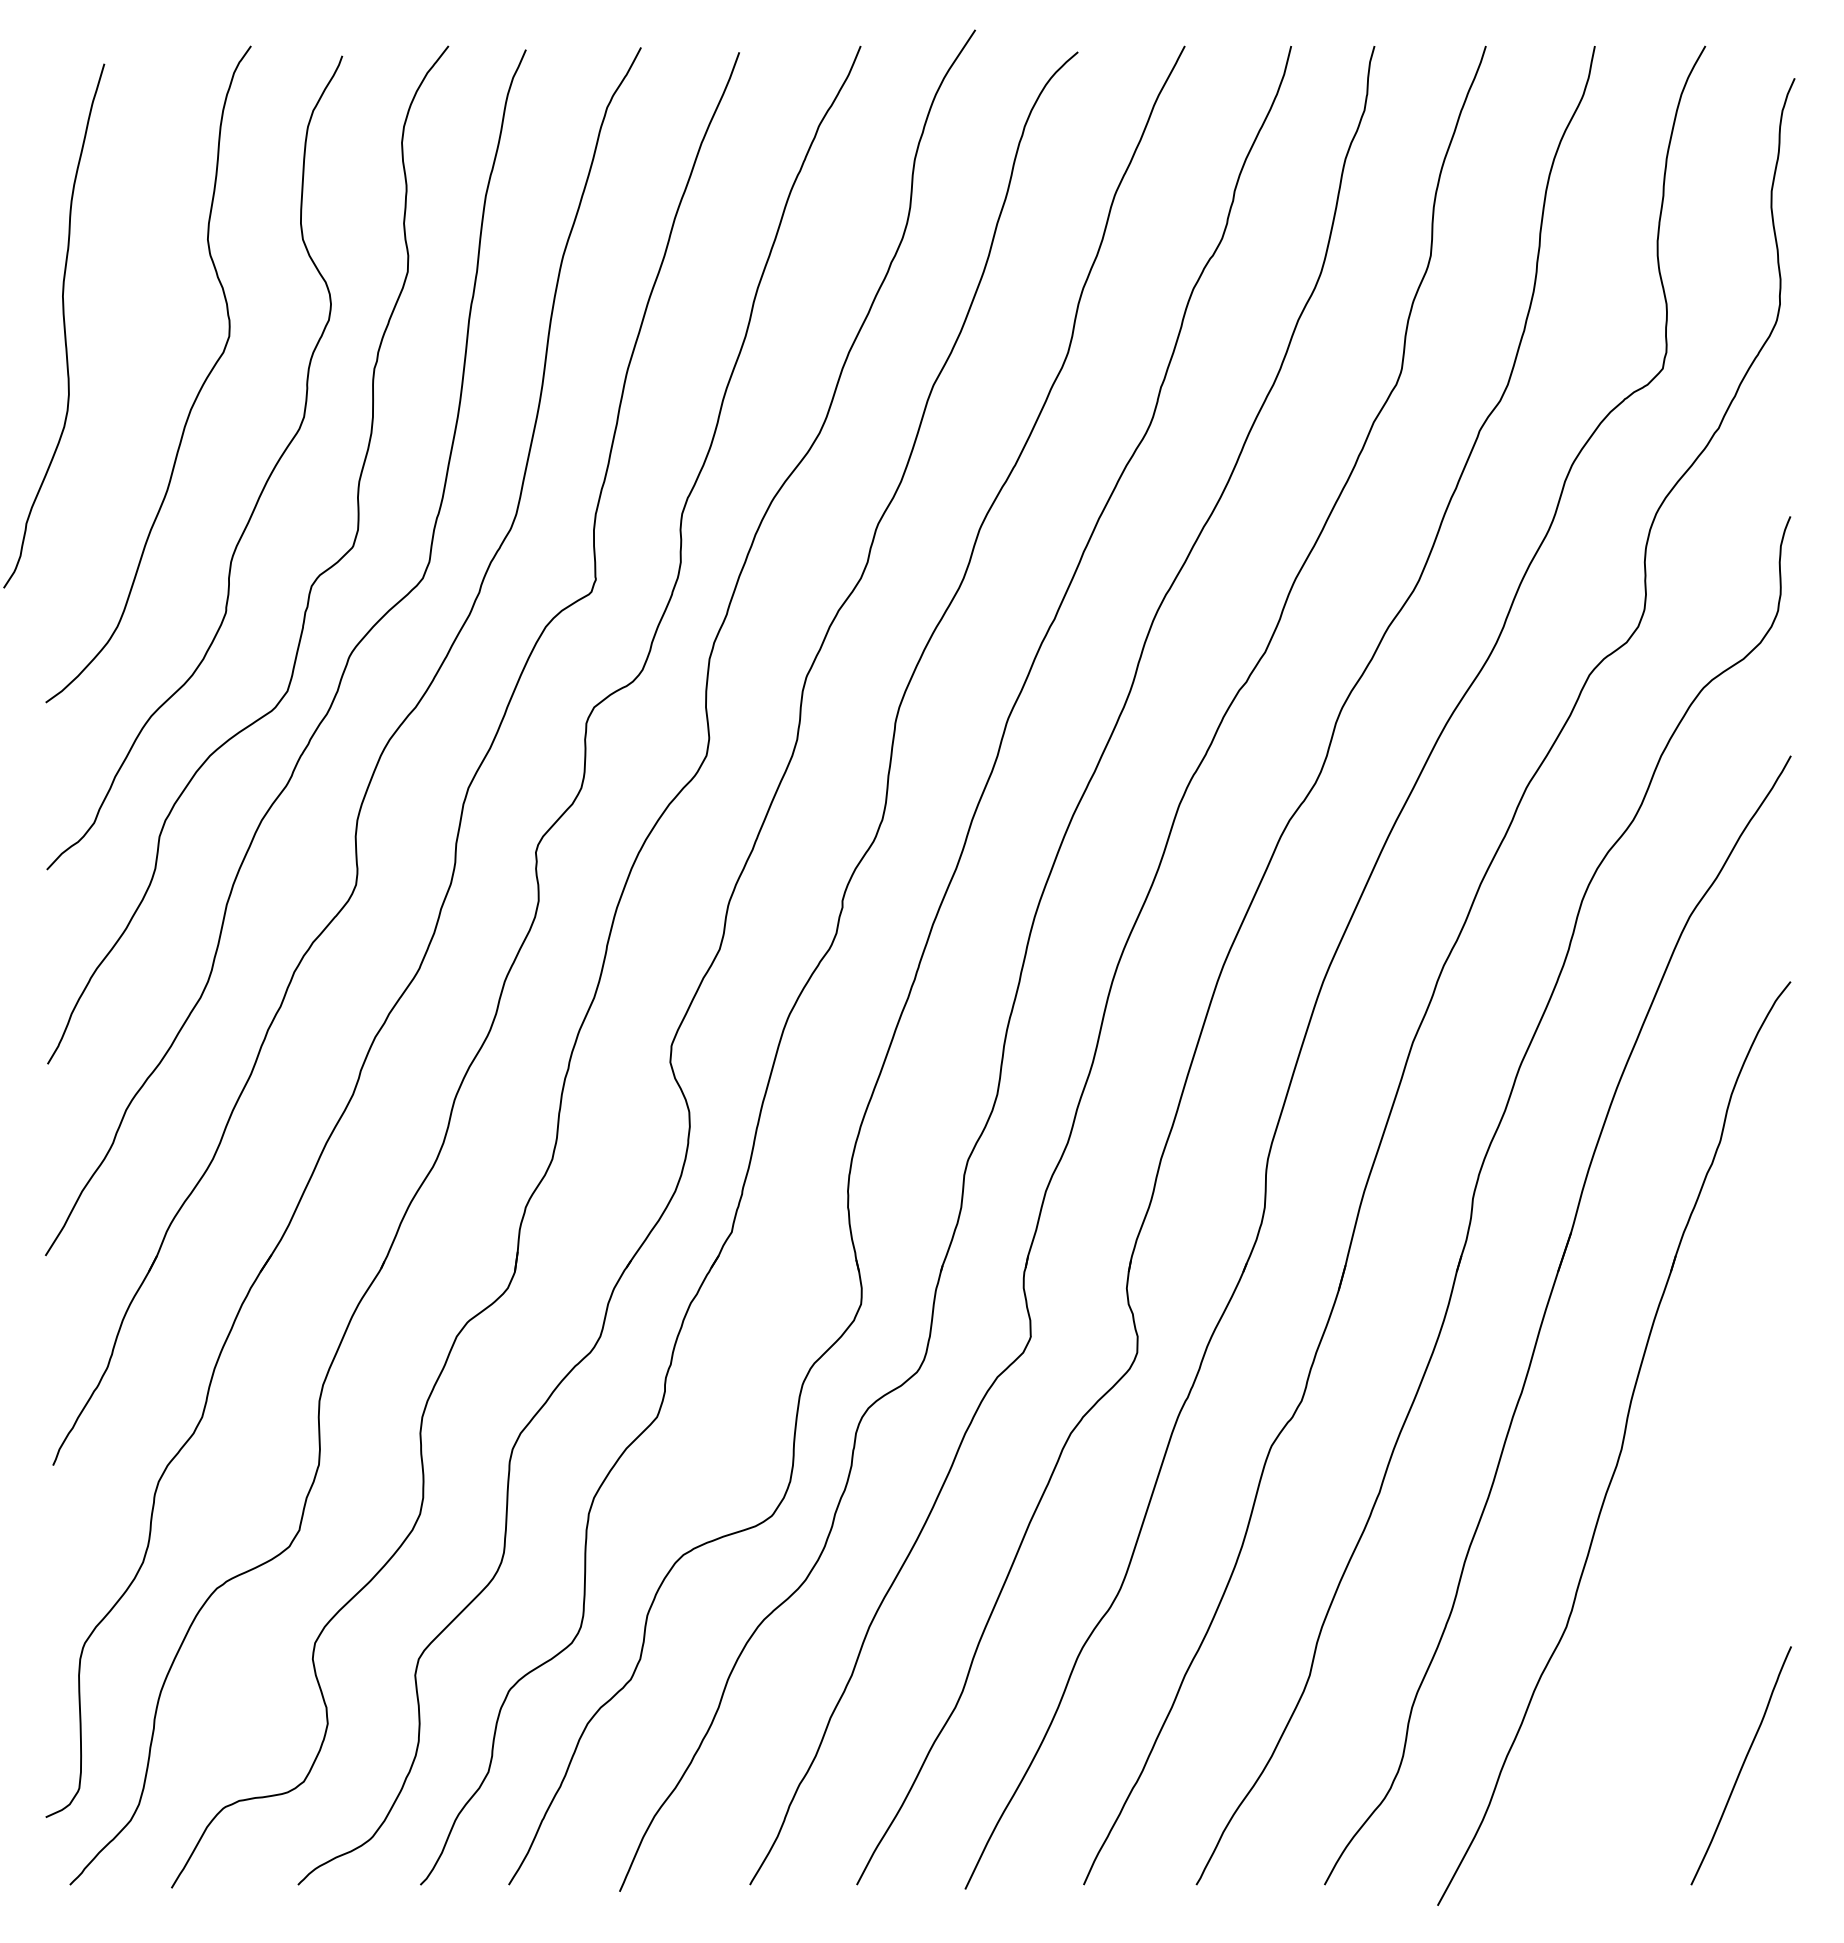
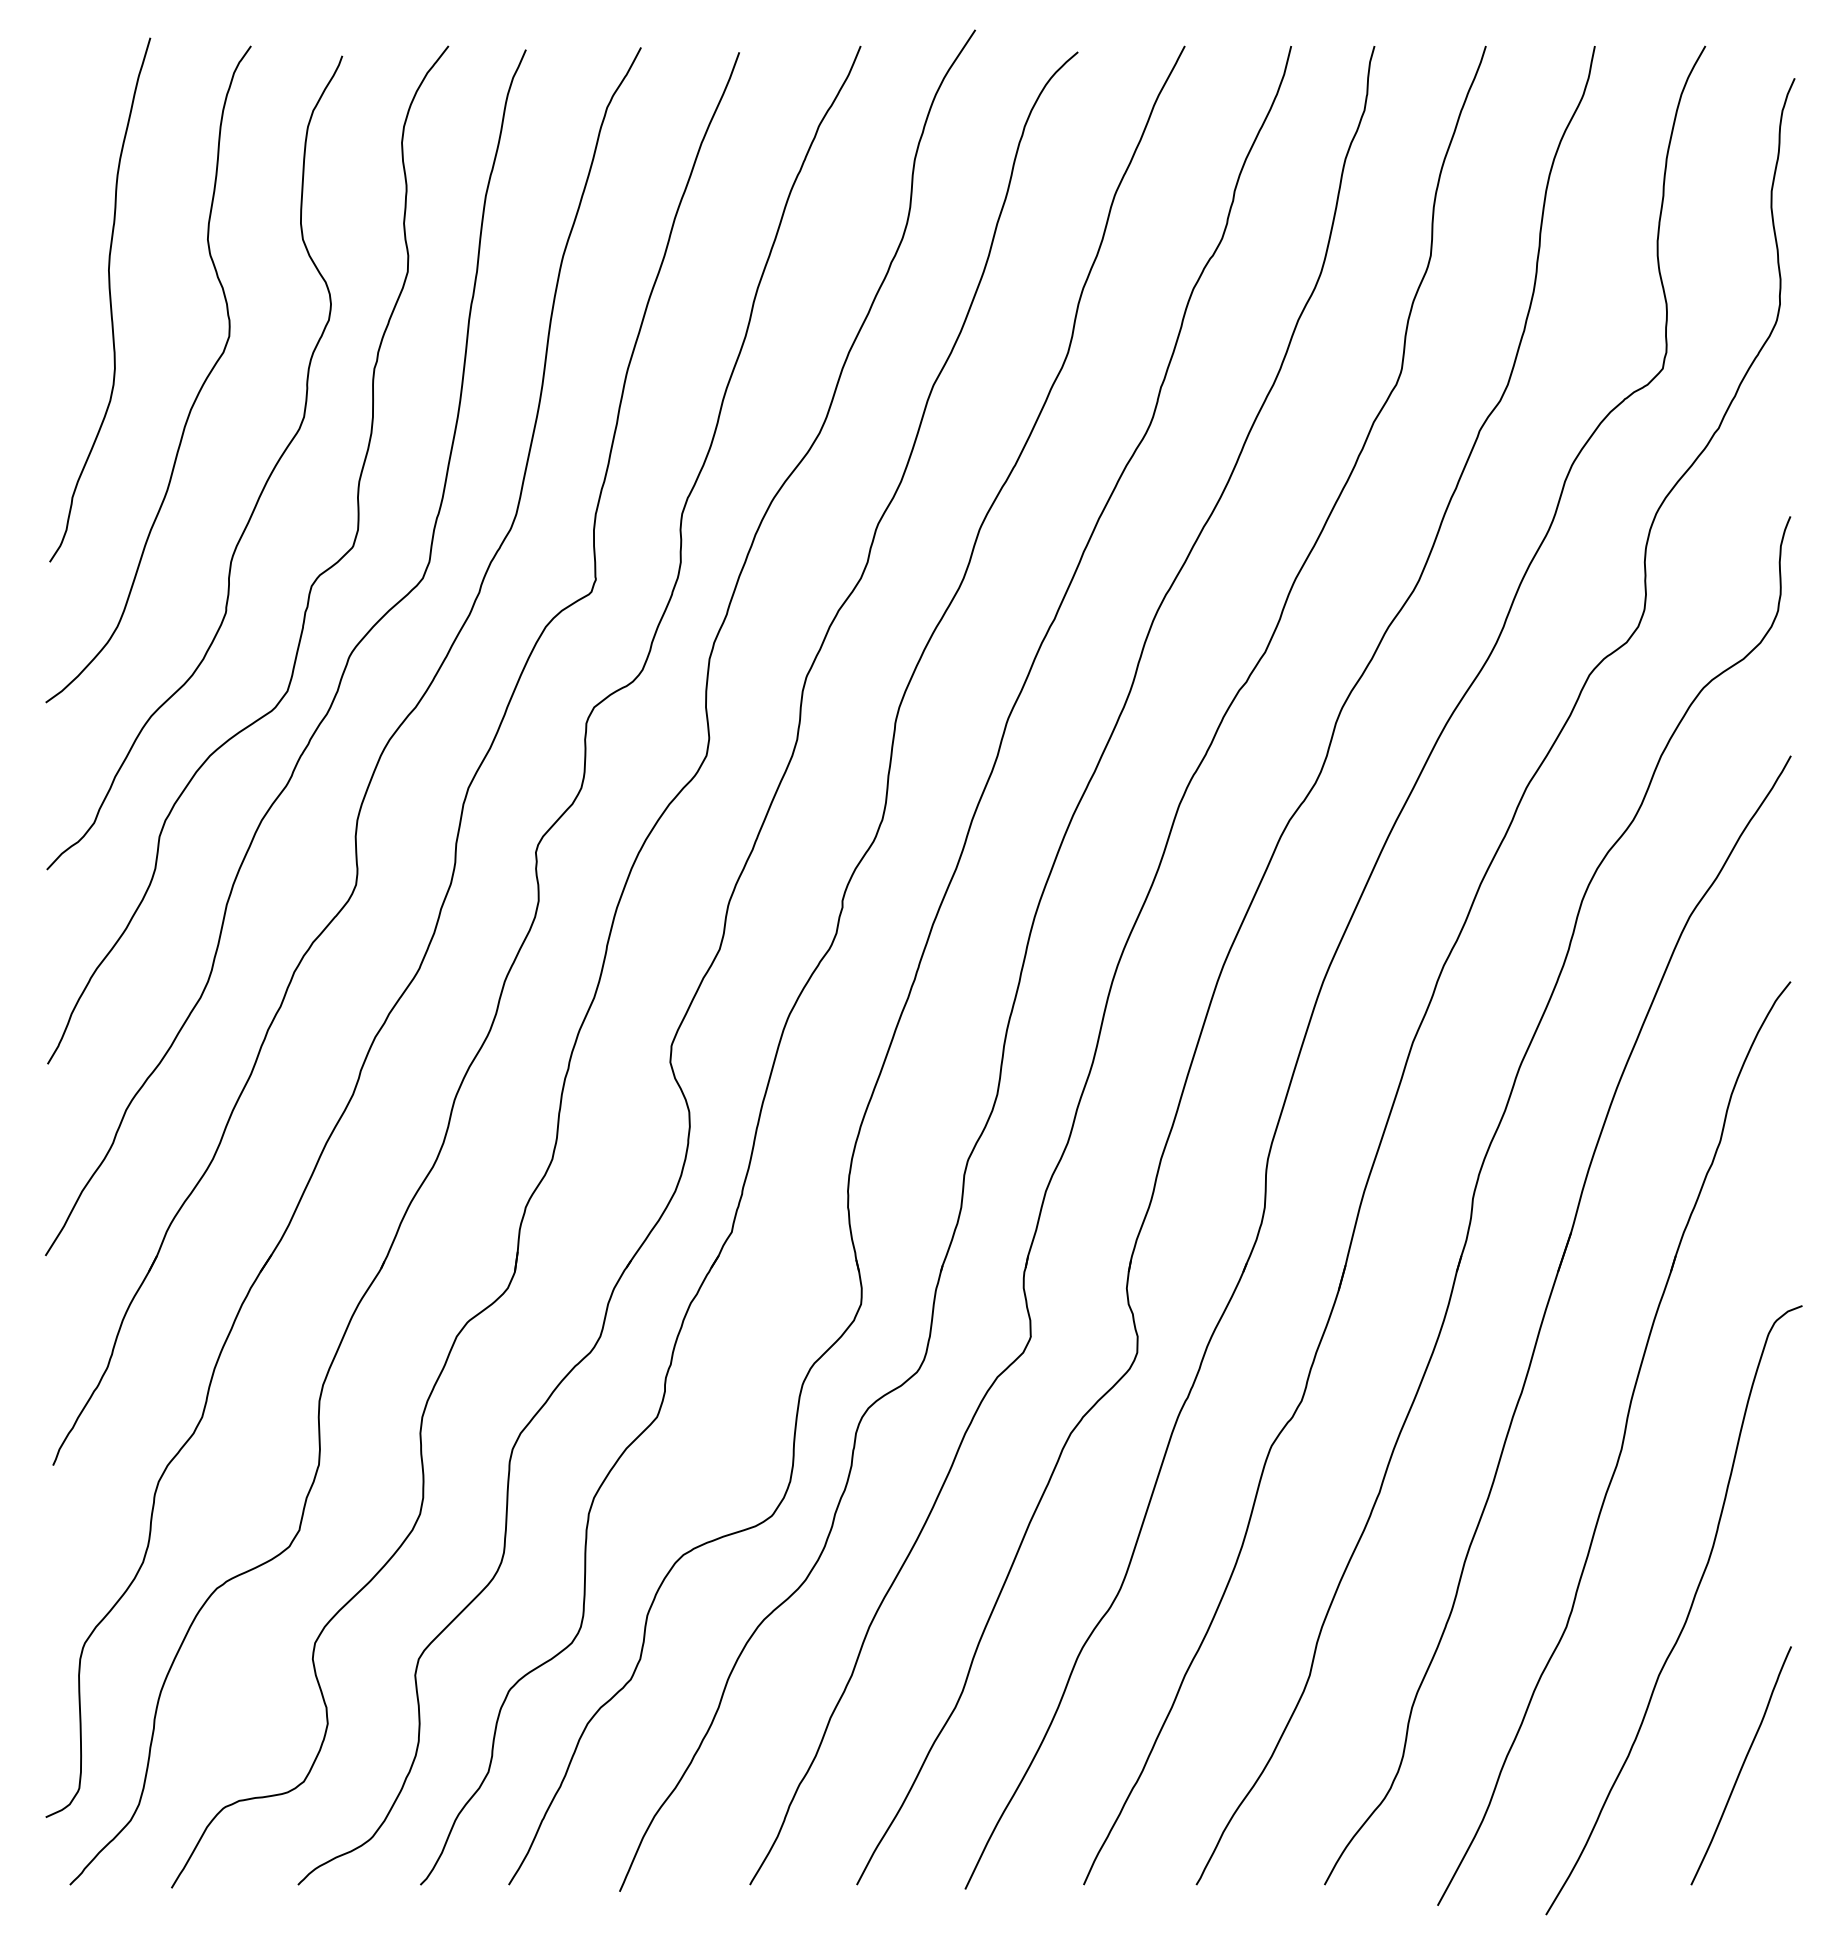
curve position: (63, 325) -> (109, 299) (109, 299)
curve: none -> present (1686, 1616)
